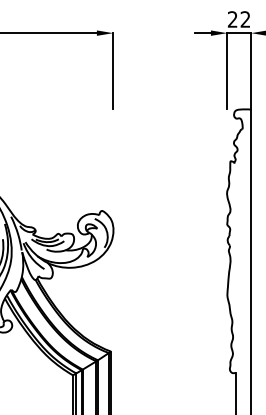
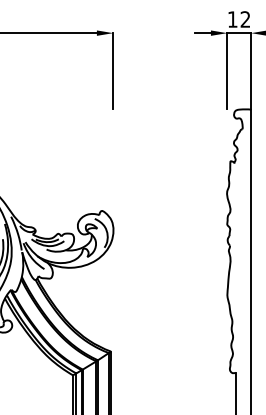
text: 22 -> 12 (232, 19)
